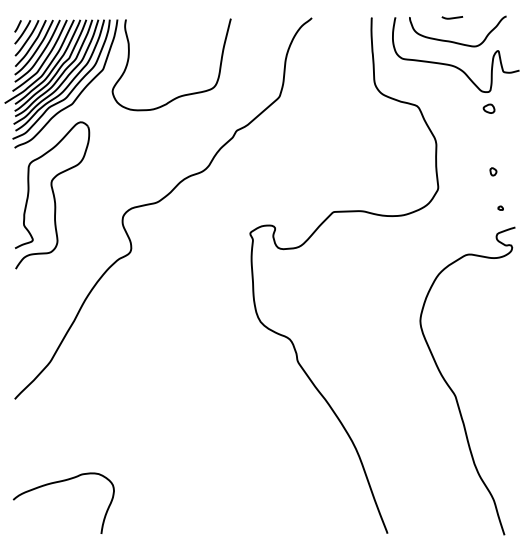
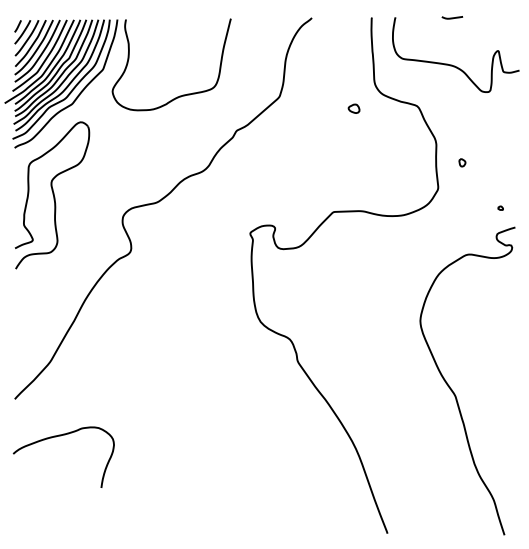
curve: present -> none (455, 41)
part position: (488, 108) -> (353, 108) (353, 108)
part position: (493, 171) -> (462, 162) (462, 162)
curve position: (61, 482) -> (61, 436) (61, 436)
